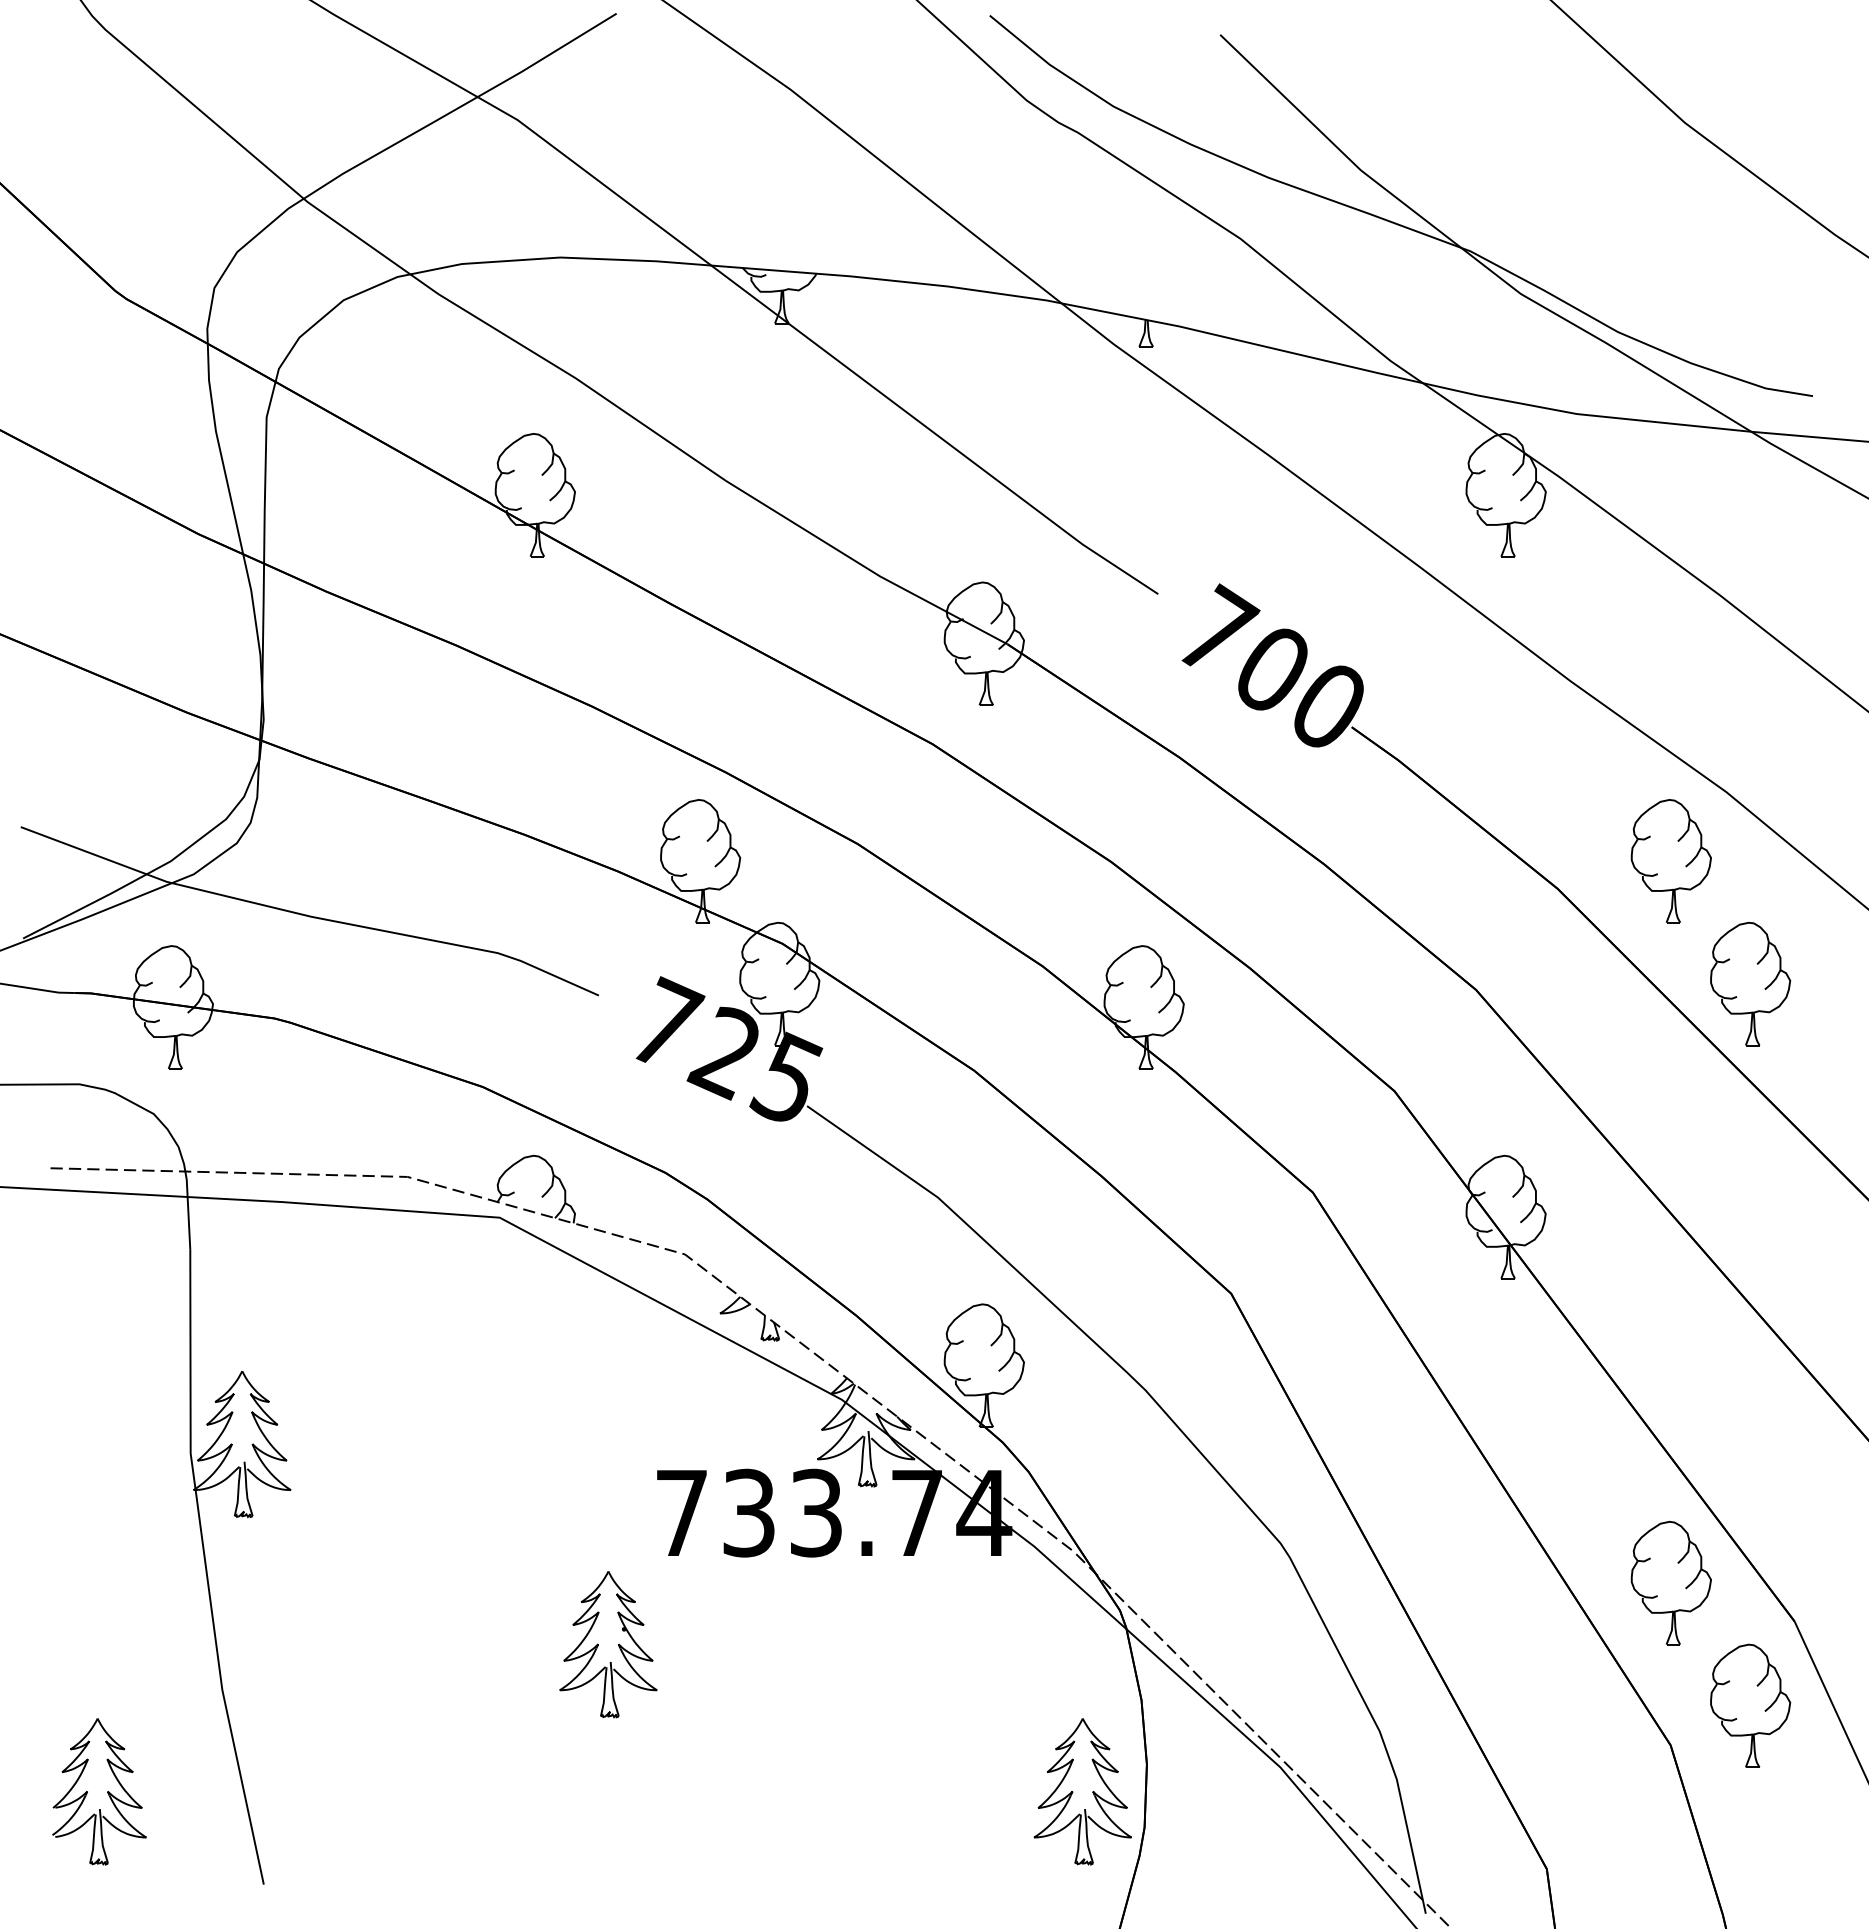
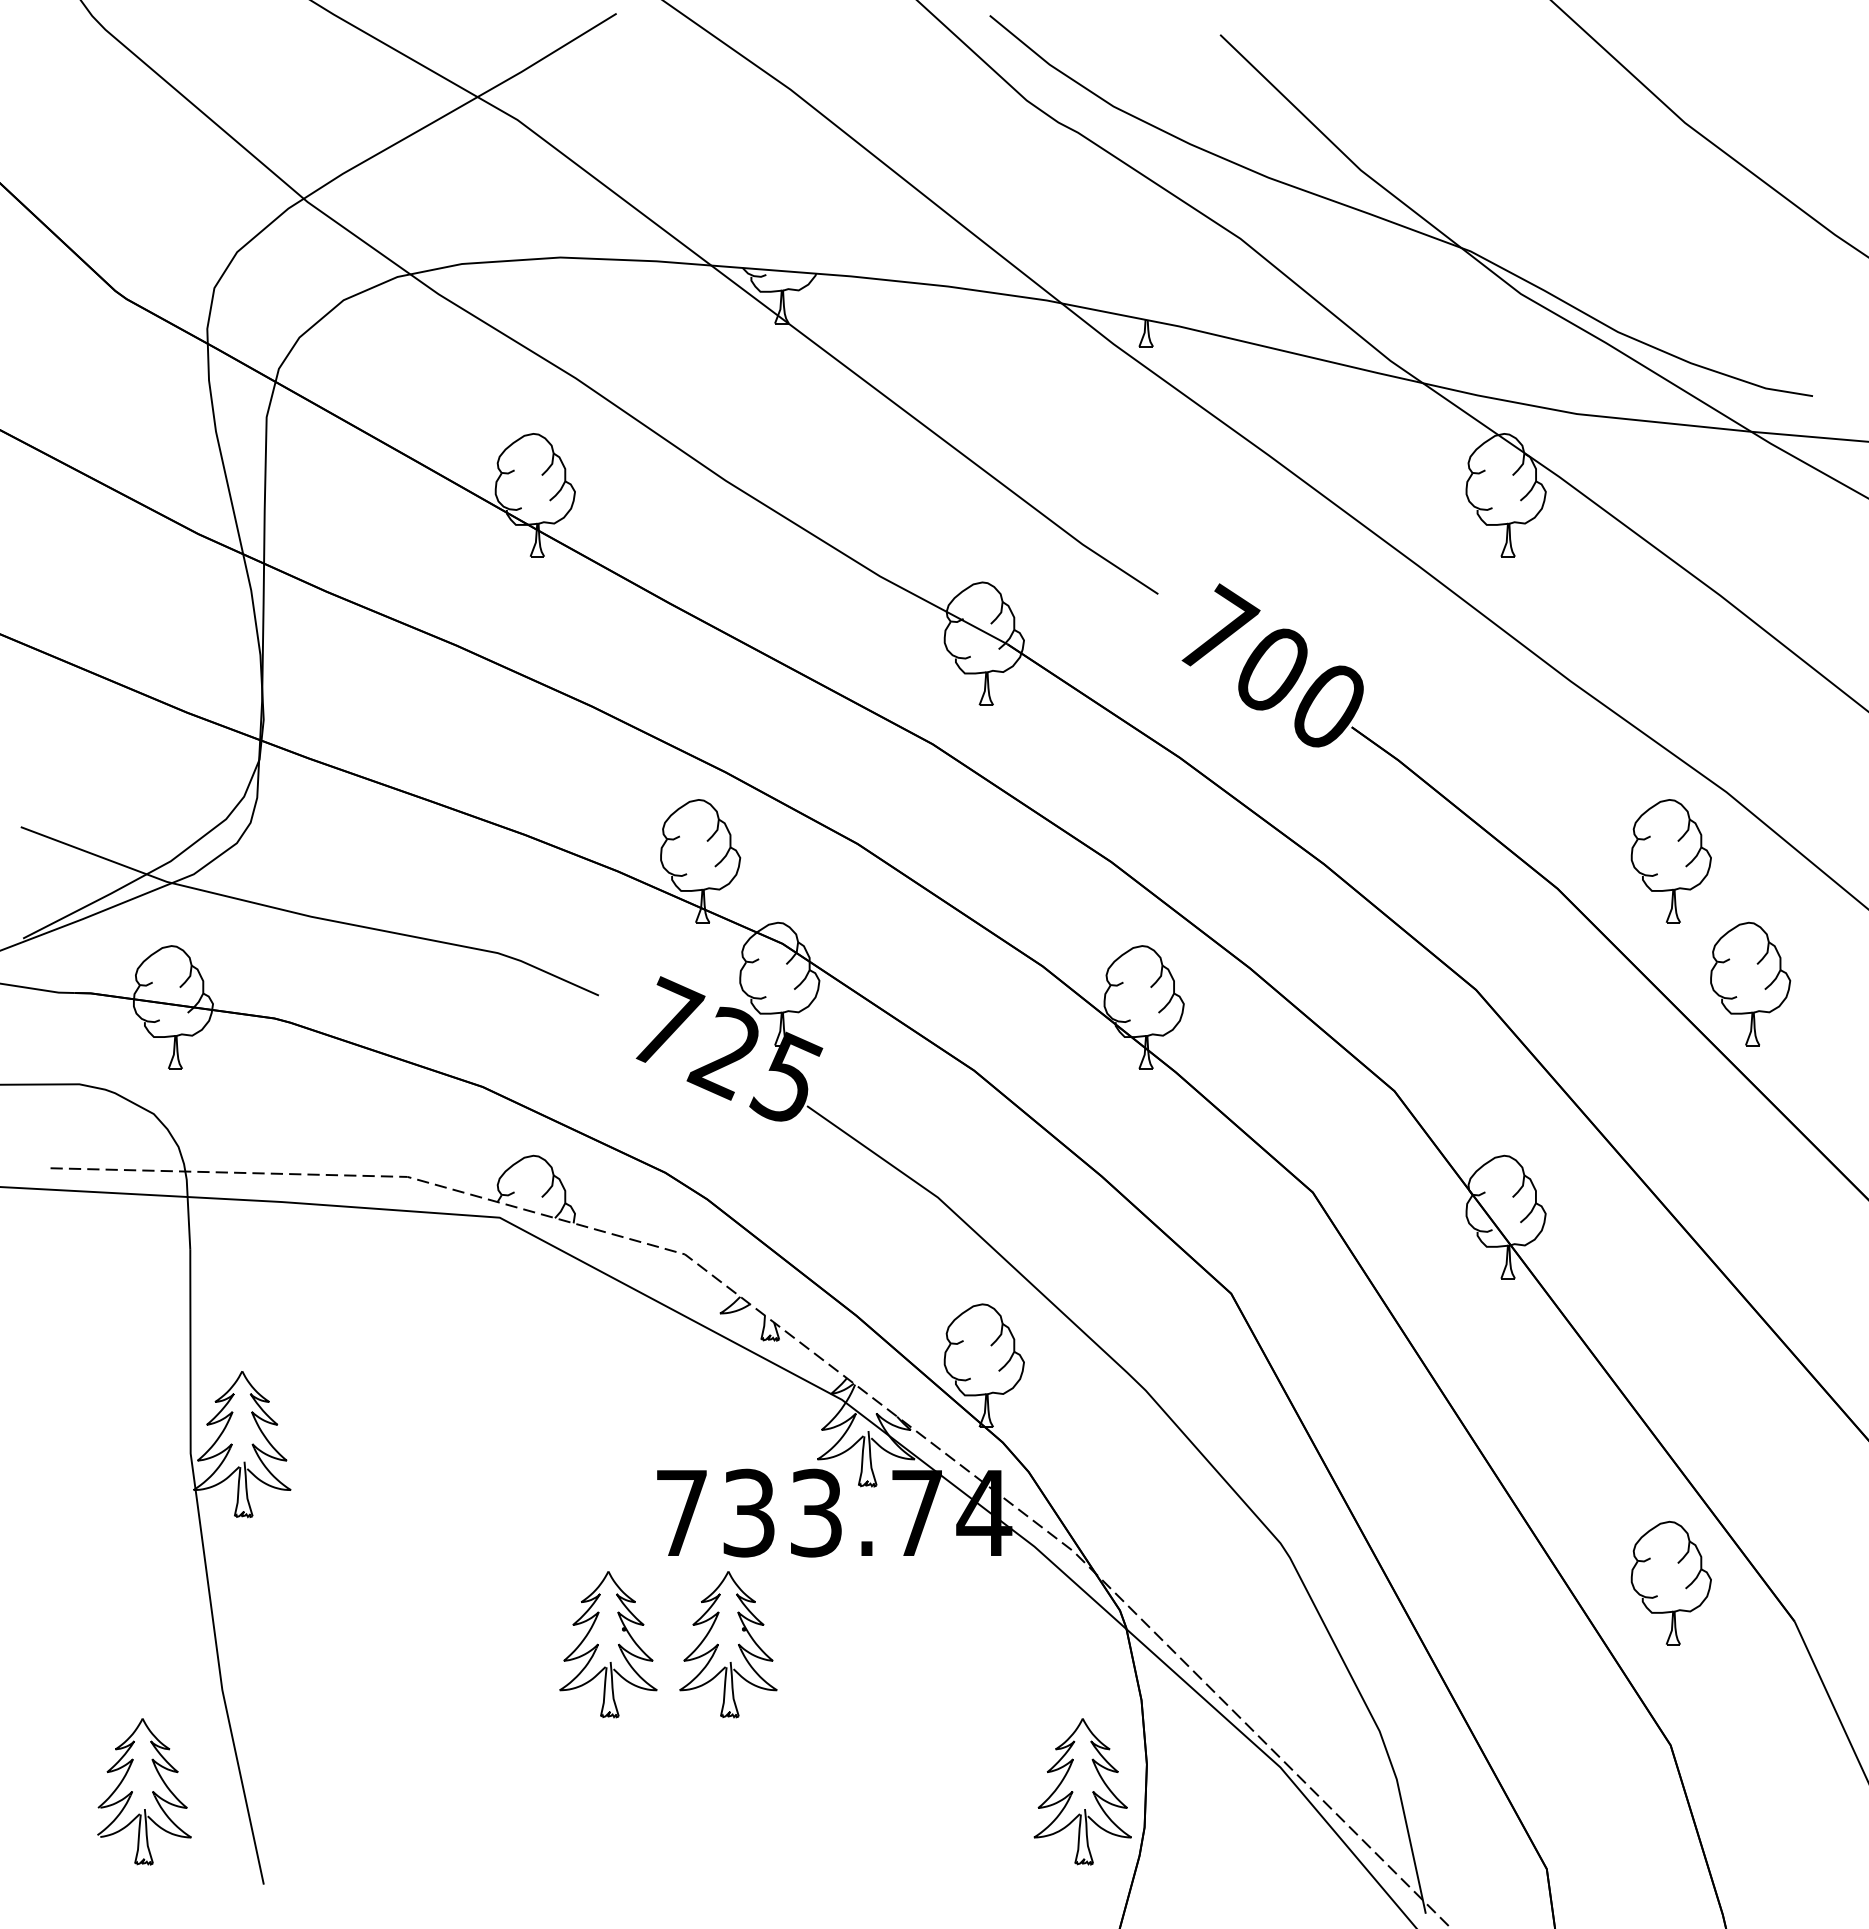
part: none -> present (728, 1644)
part: present -> none (1750, 1705)
part position: (107, 1791) -> (152, 1791) (152, 1791)
